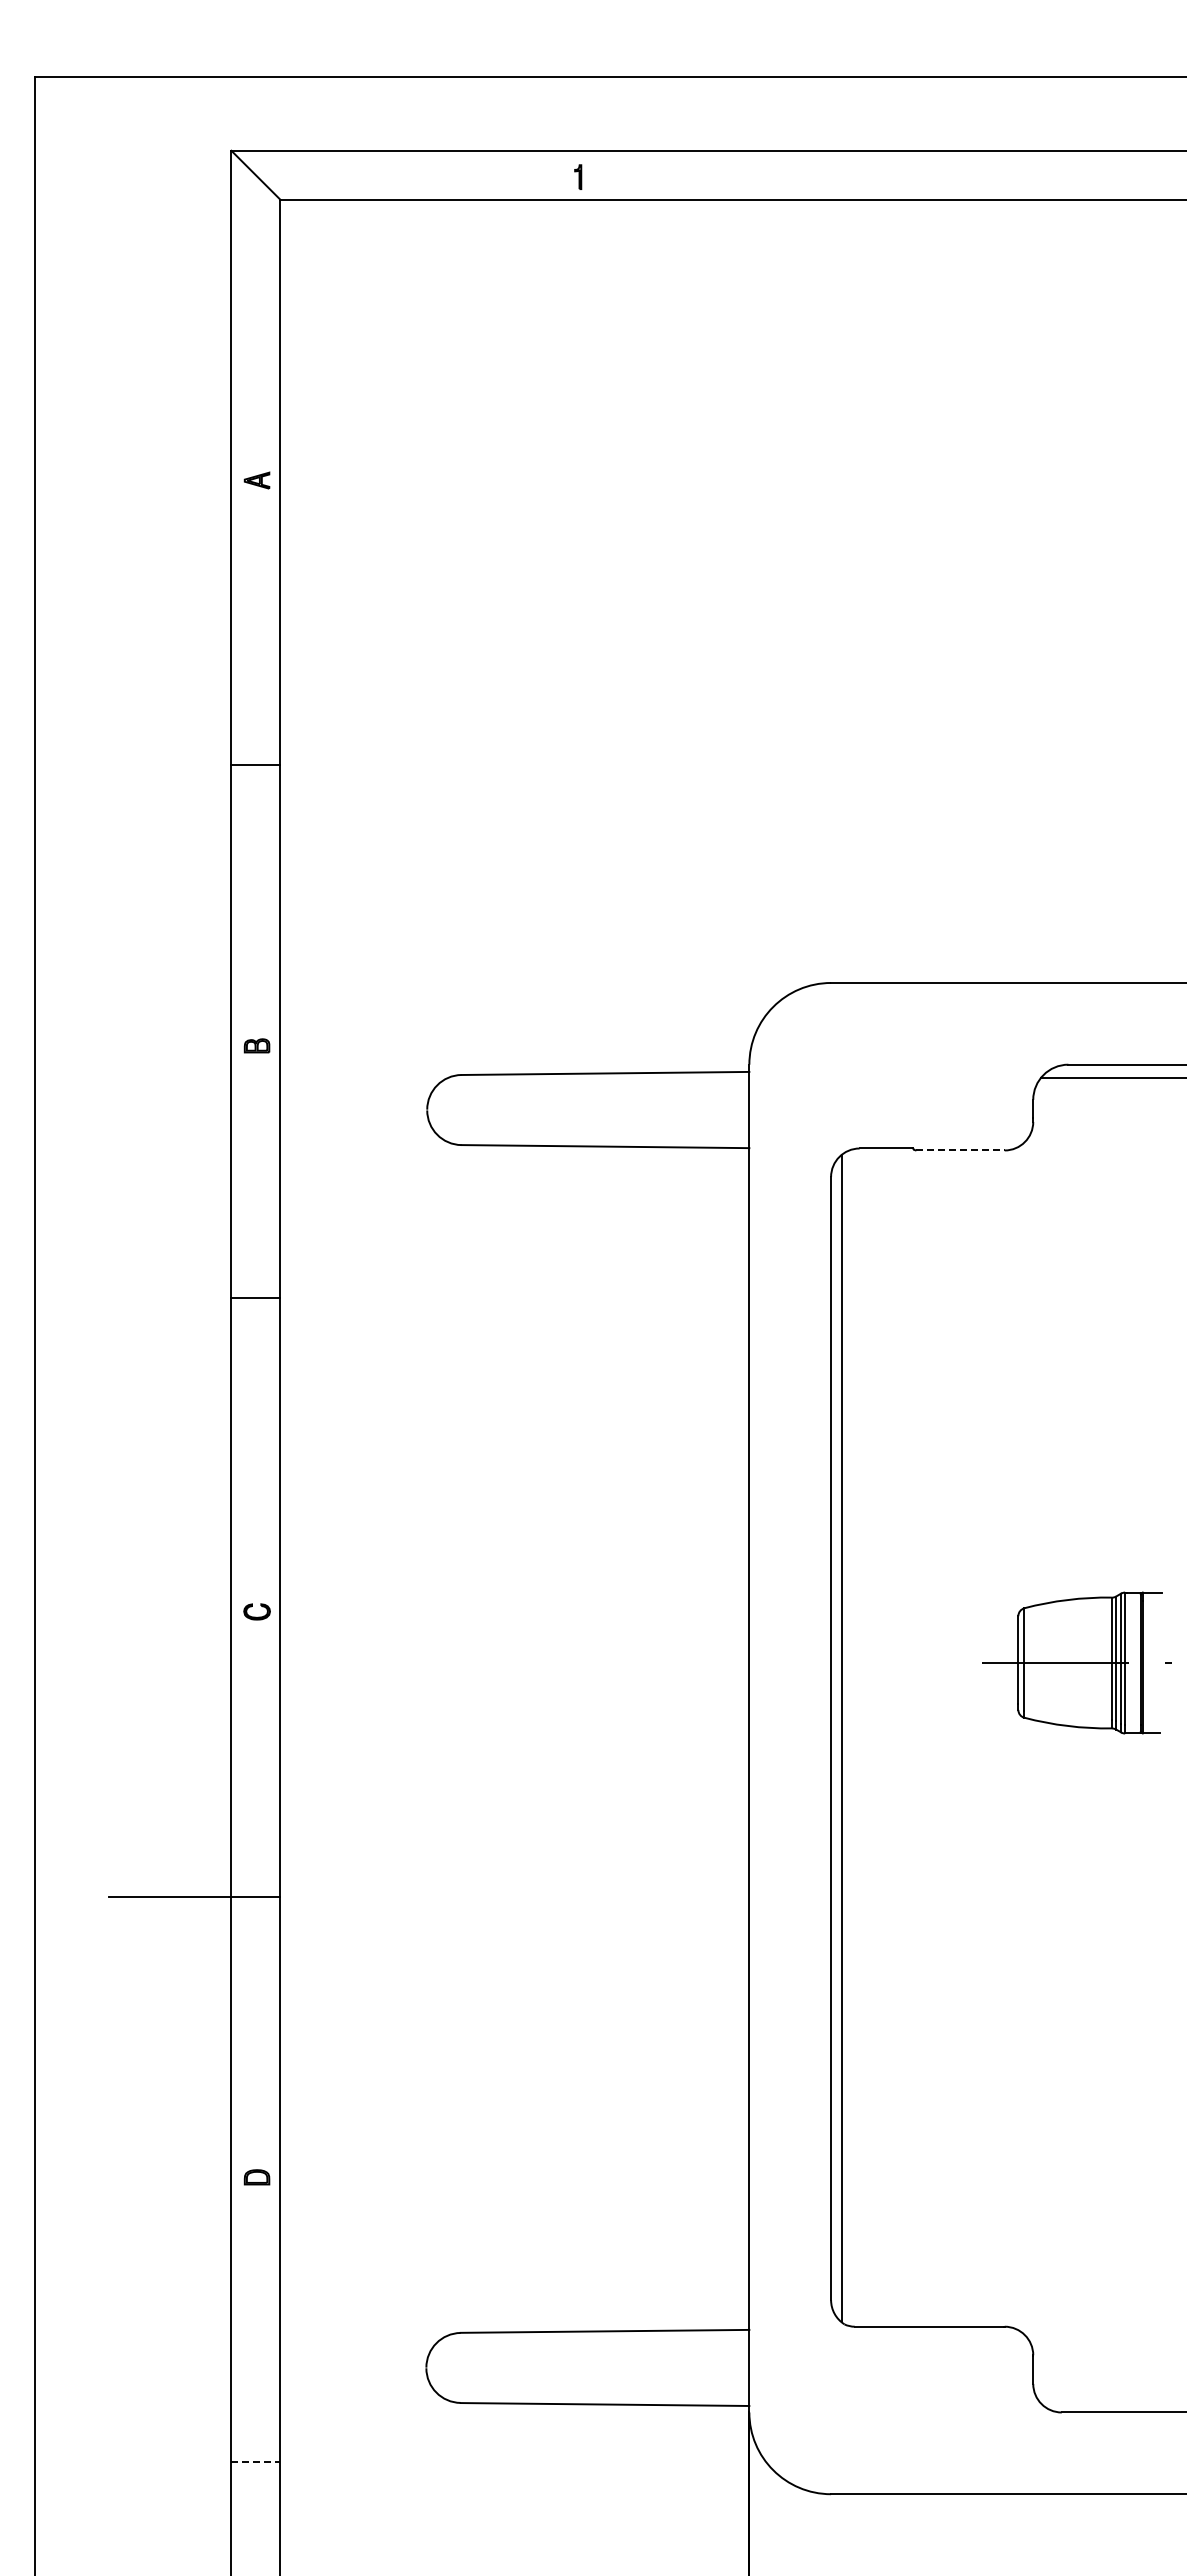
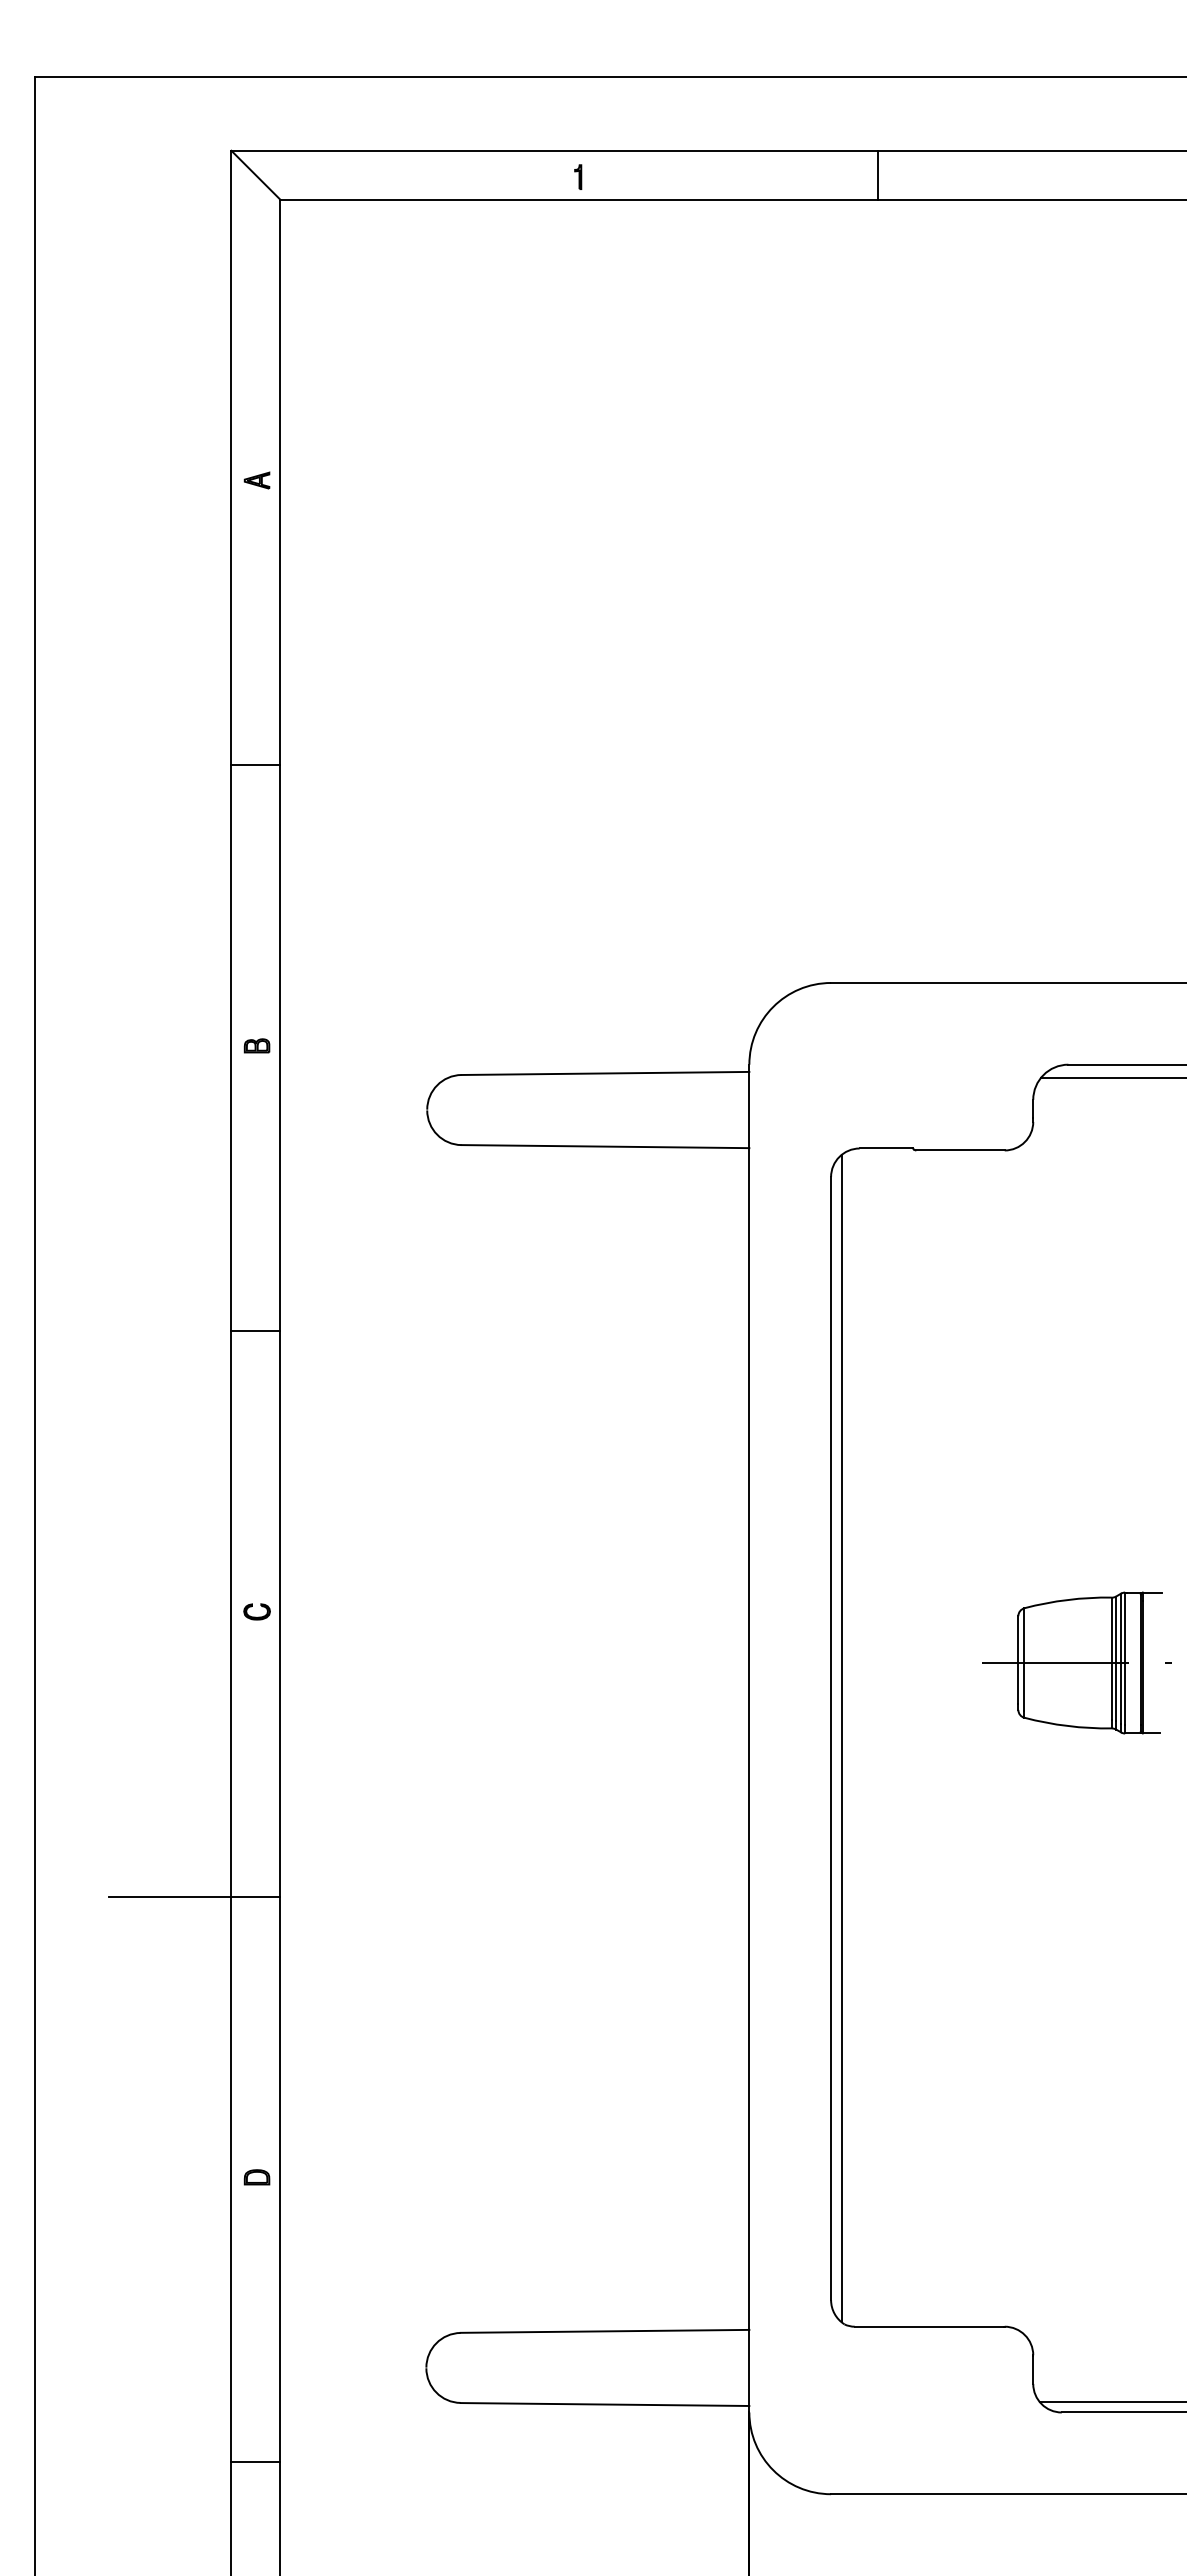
line: none -> present (877, 174)
line: dashed -> solid (961, 1150)
line position: (255, 1298) -> (255, 1331) (255, 1331)
line: none -> present (1111, 2401)
line: dashed -> solid (255, 2462)
